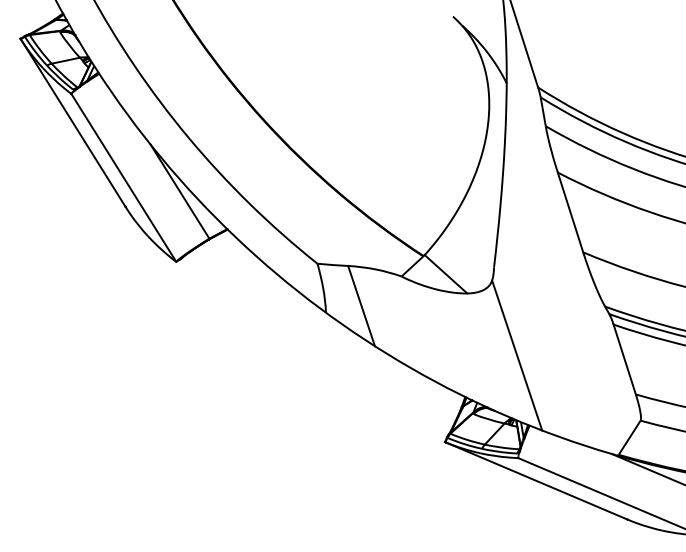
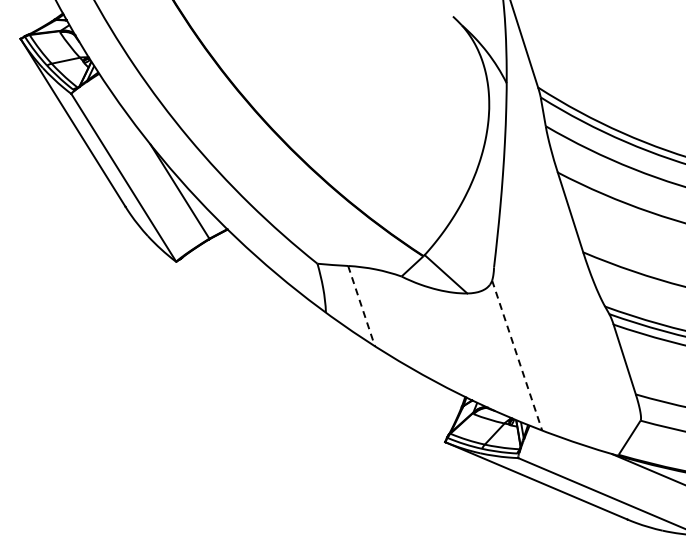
line: solid -> dashed (361, 306)
line: solid -> dashed (517, 356)
